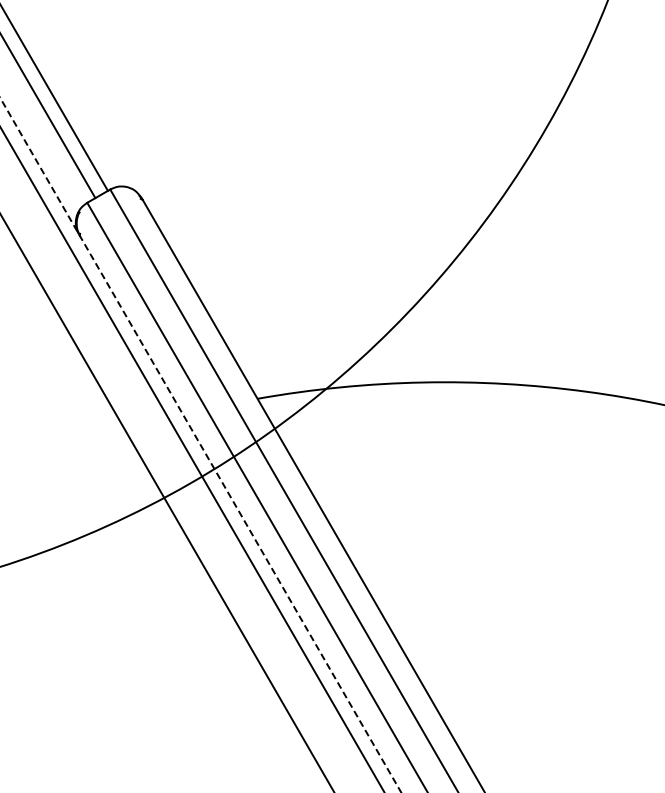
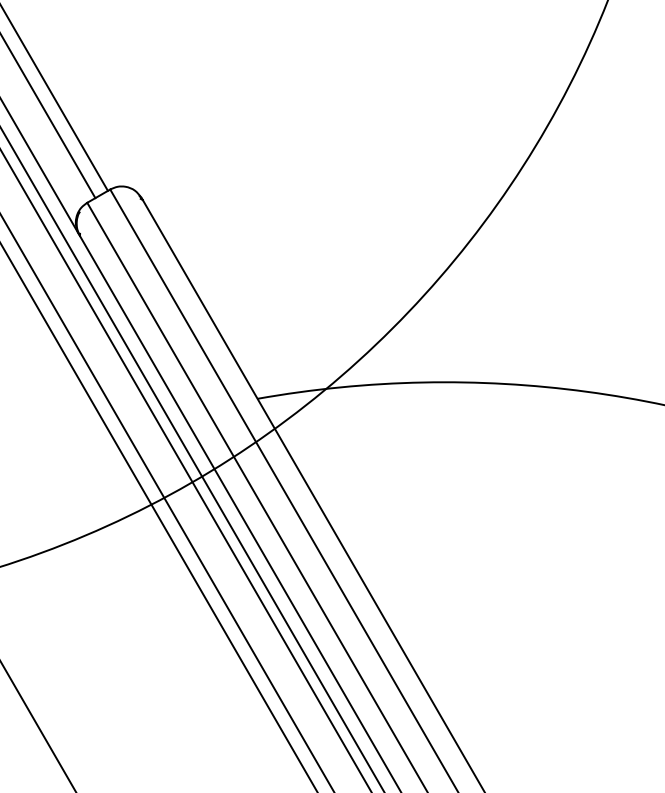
line: dashed -> solid (201, 445)
line: none -> present (185, 470)
line: none -> present (159, 517)
line: none -> present (38, 726)
